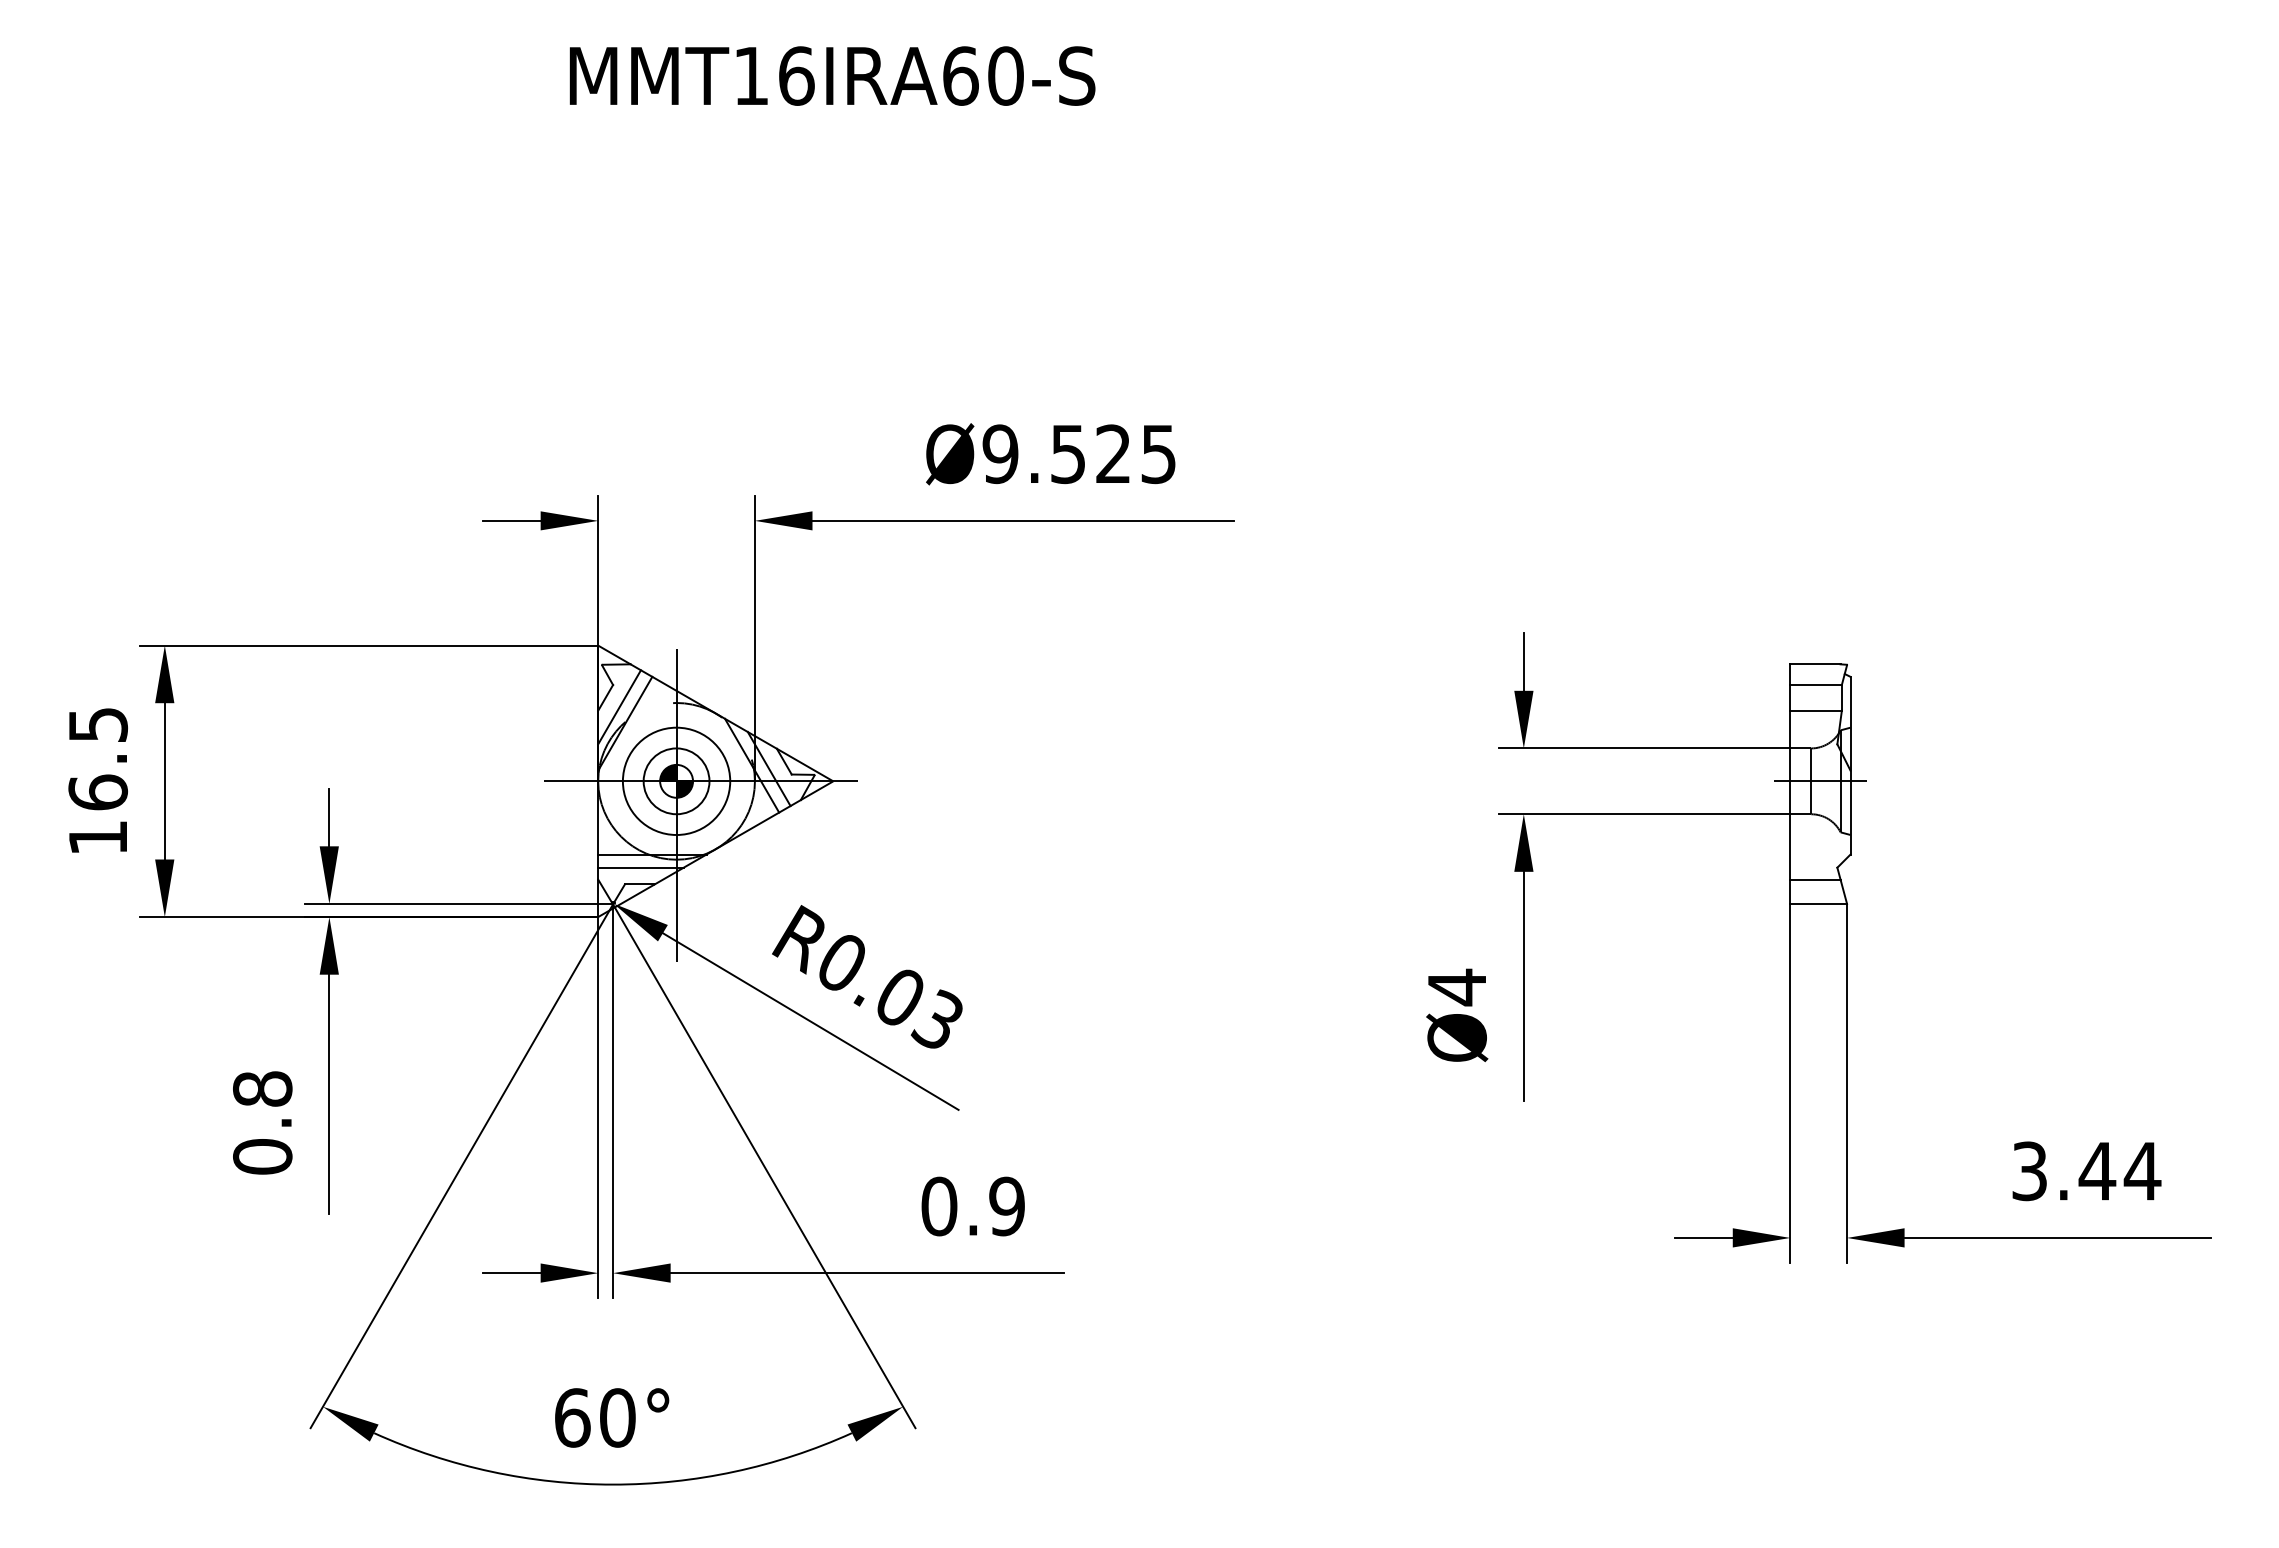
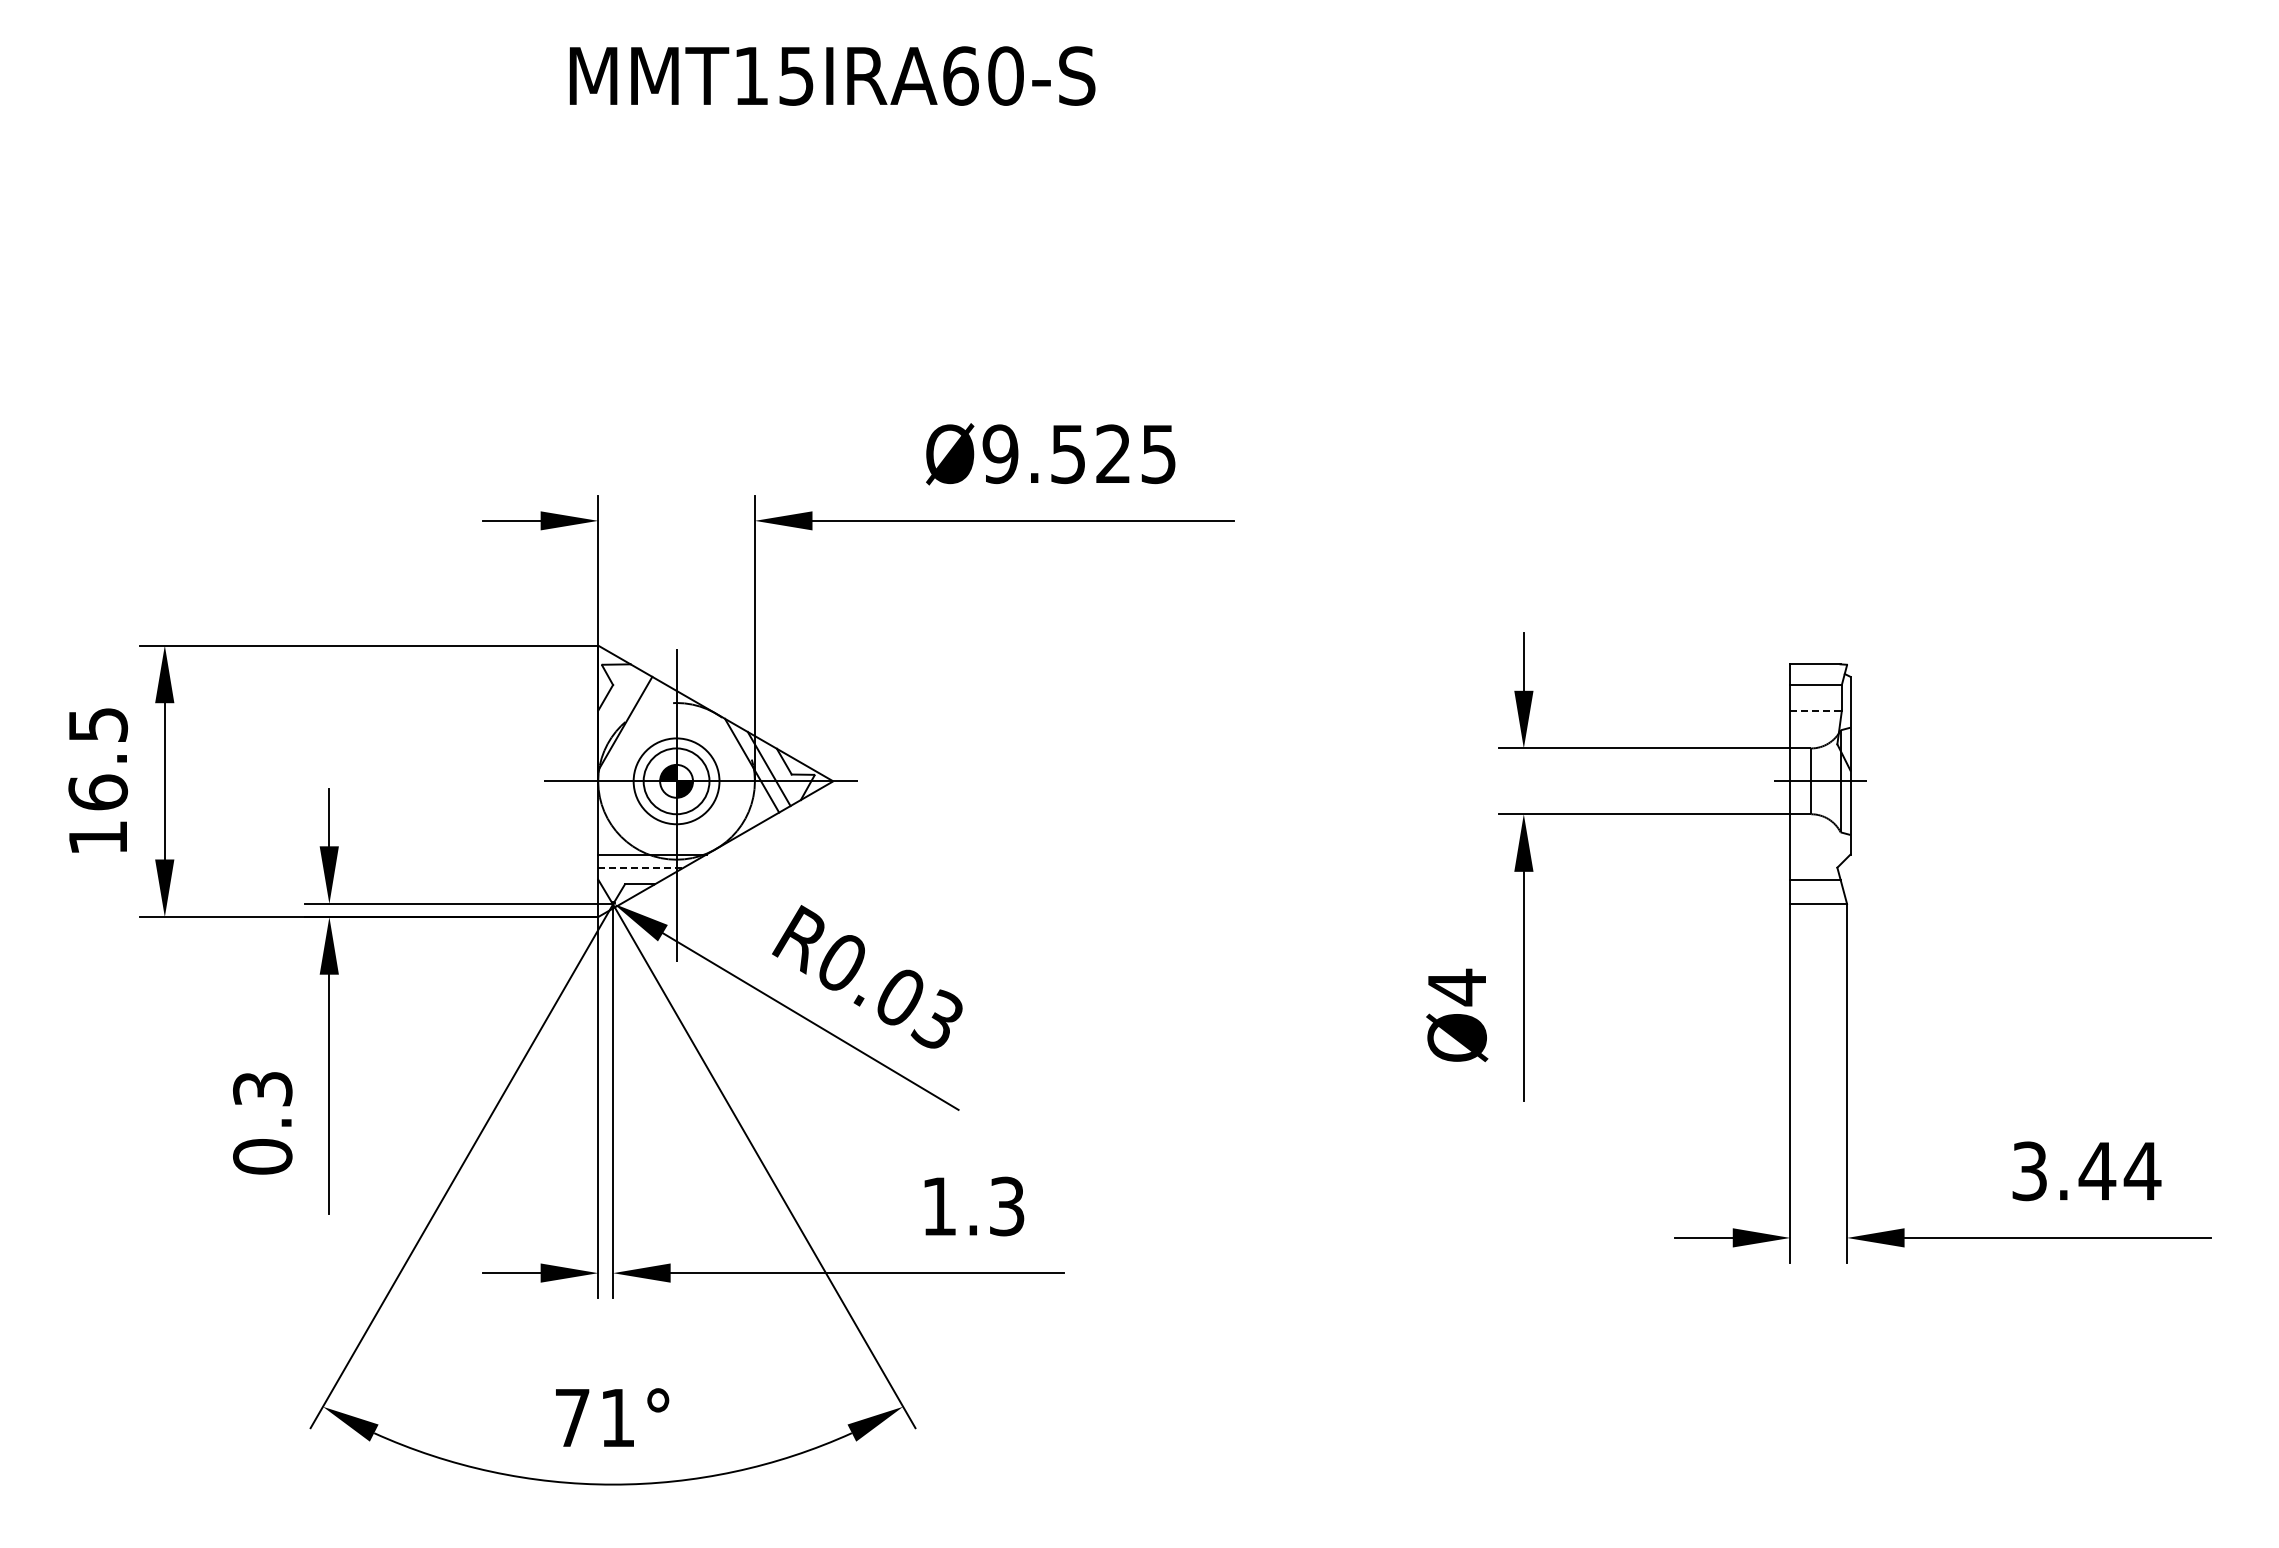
text: MMT16IRA60-S -> MMT15IRA60-S (796, 75)
line: present -> none (619, 707)
line: solid -> dashed (1816, 710)
circle diameter: 107 px -> 86 px (676, 781)
line: solid -> dashed (640, 867)
text: 0.8 -> 0.3 (262, 1088)
text: 0.9 -> 1.3 (972, 1206)
text: 60° -> 71° (595, 1417)
